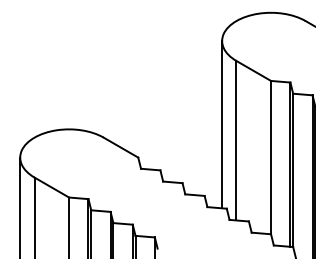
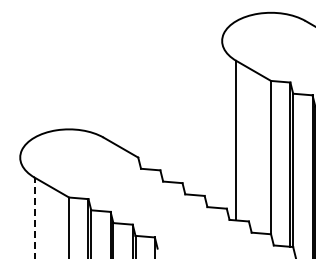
line: present -> none (222, 124)
line: present -> none (20, 206)
line: solid -> dashed (34, 217)
